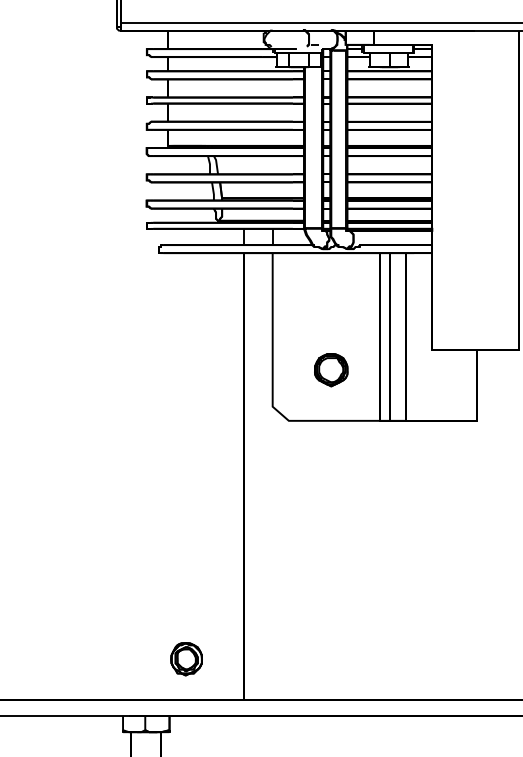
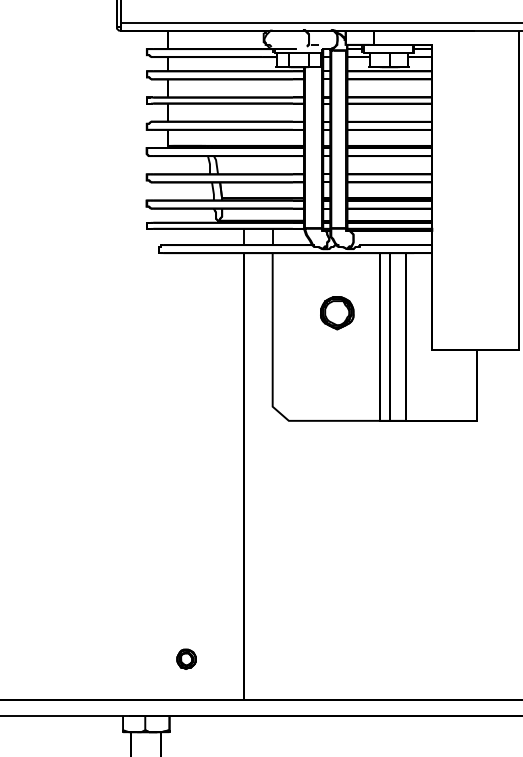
part position: (331, 370) -> (337, 313) (337, 313)
part size: 33x35 px -> 21x22 px (186, 658)
